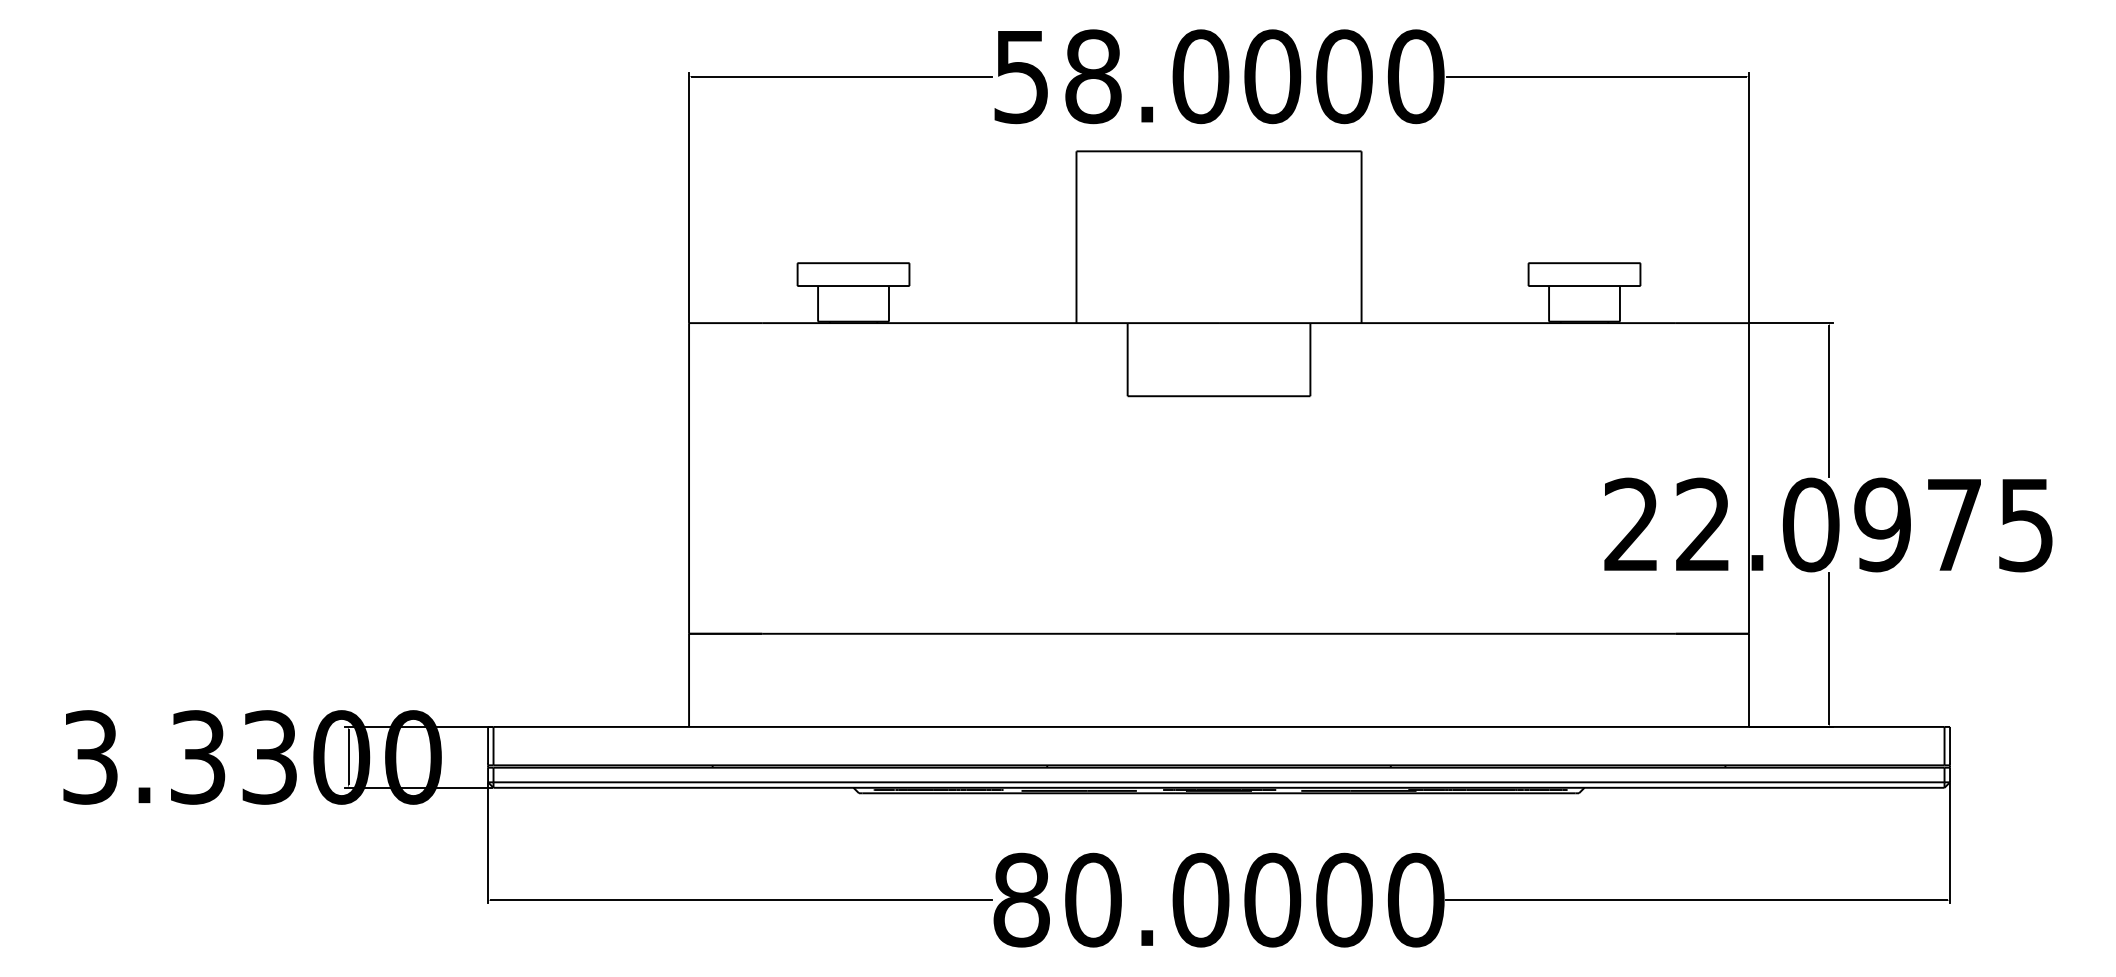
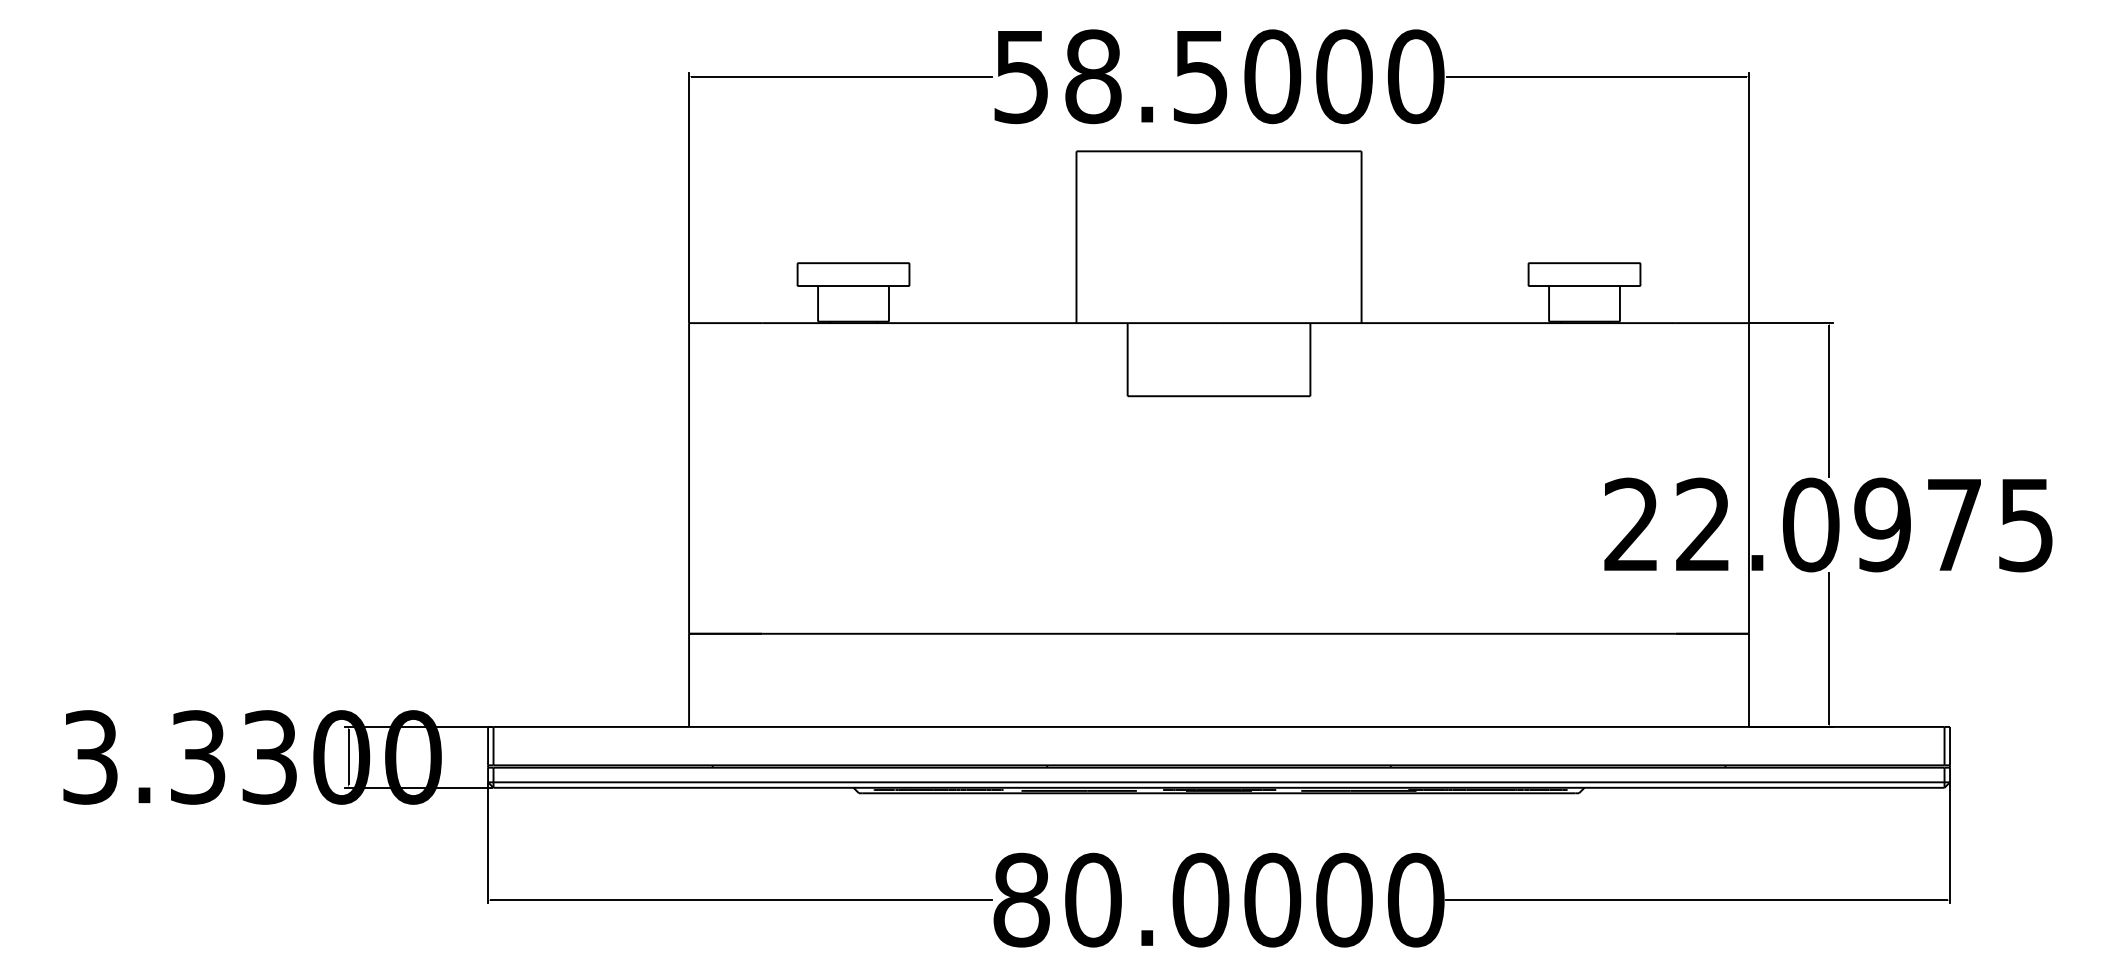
text: 58.0000 -> 58.5000 (1200, 76)
